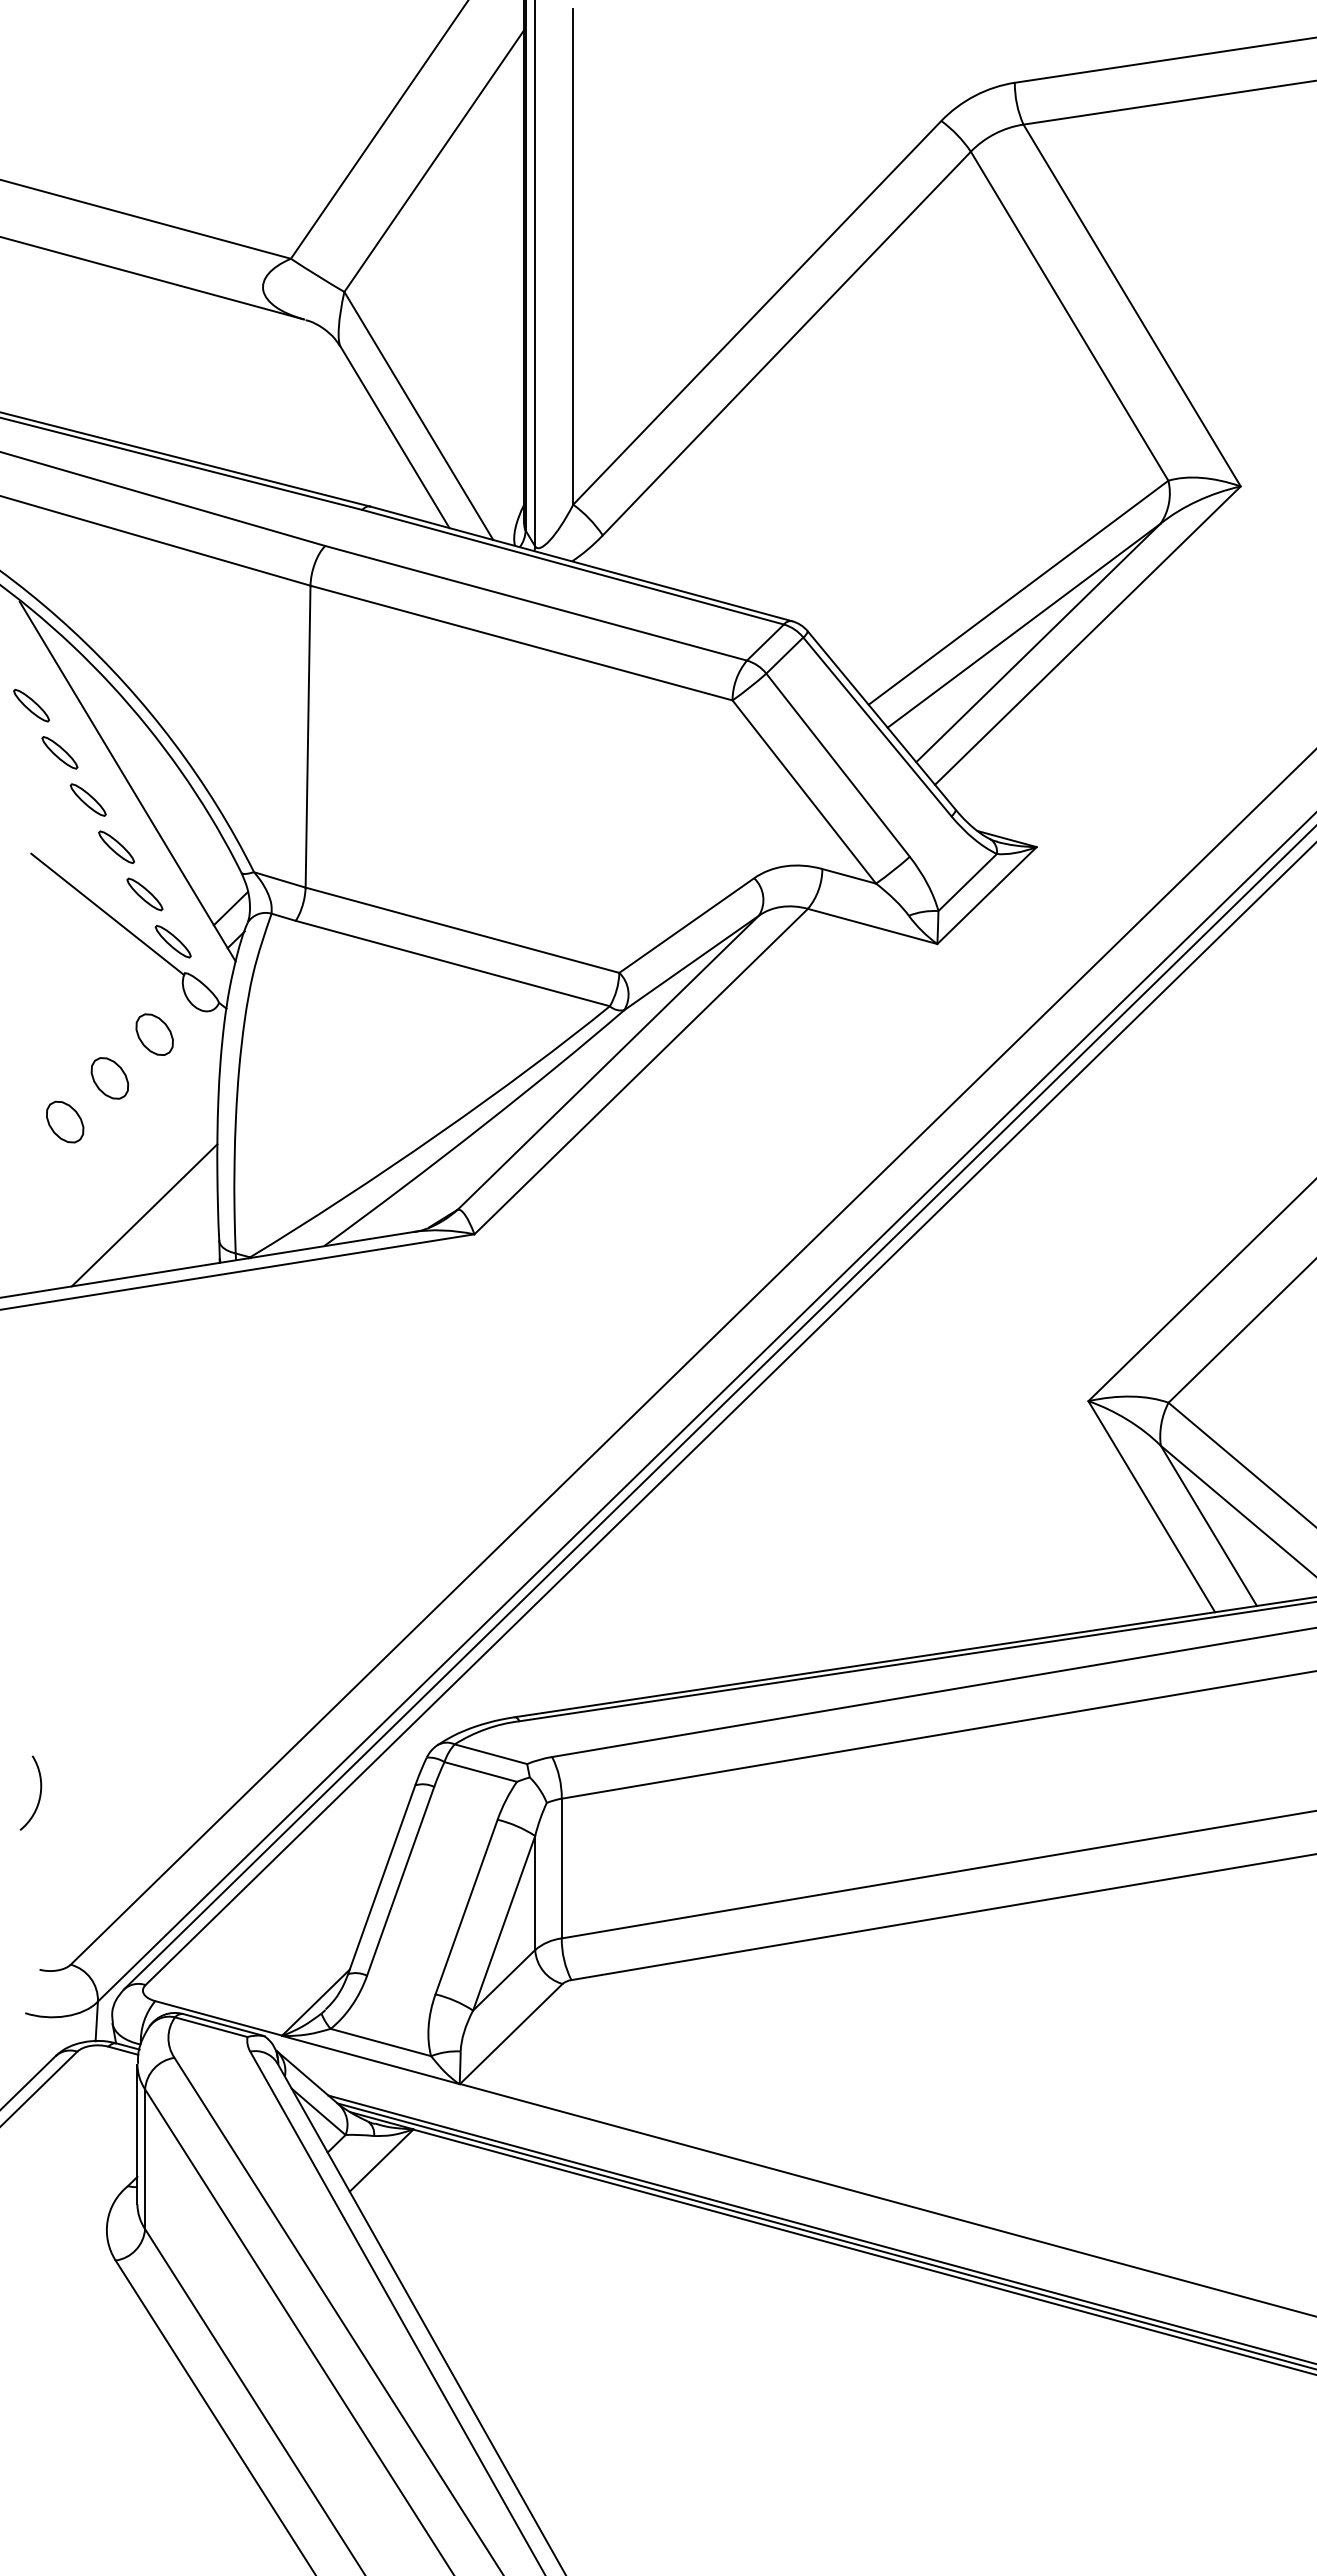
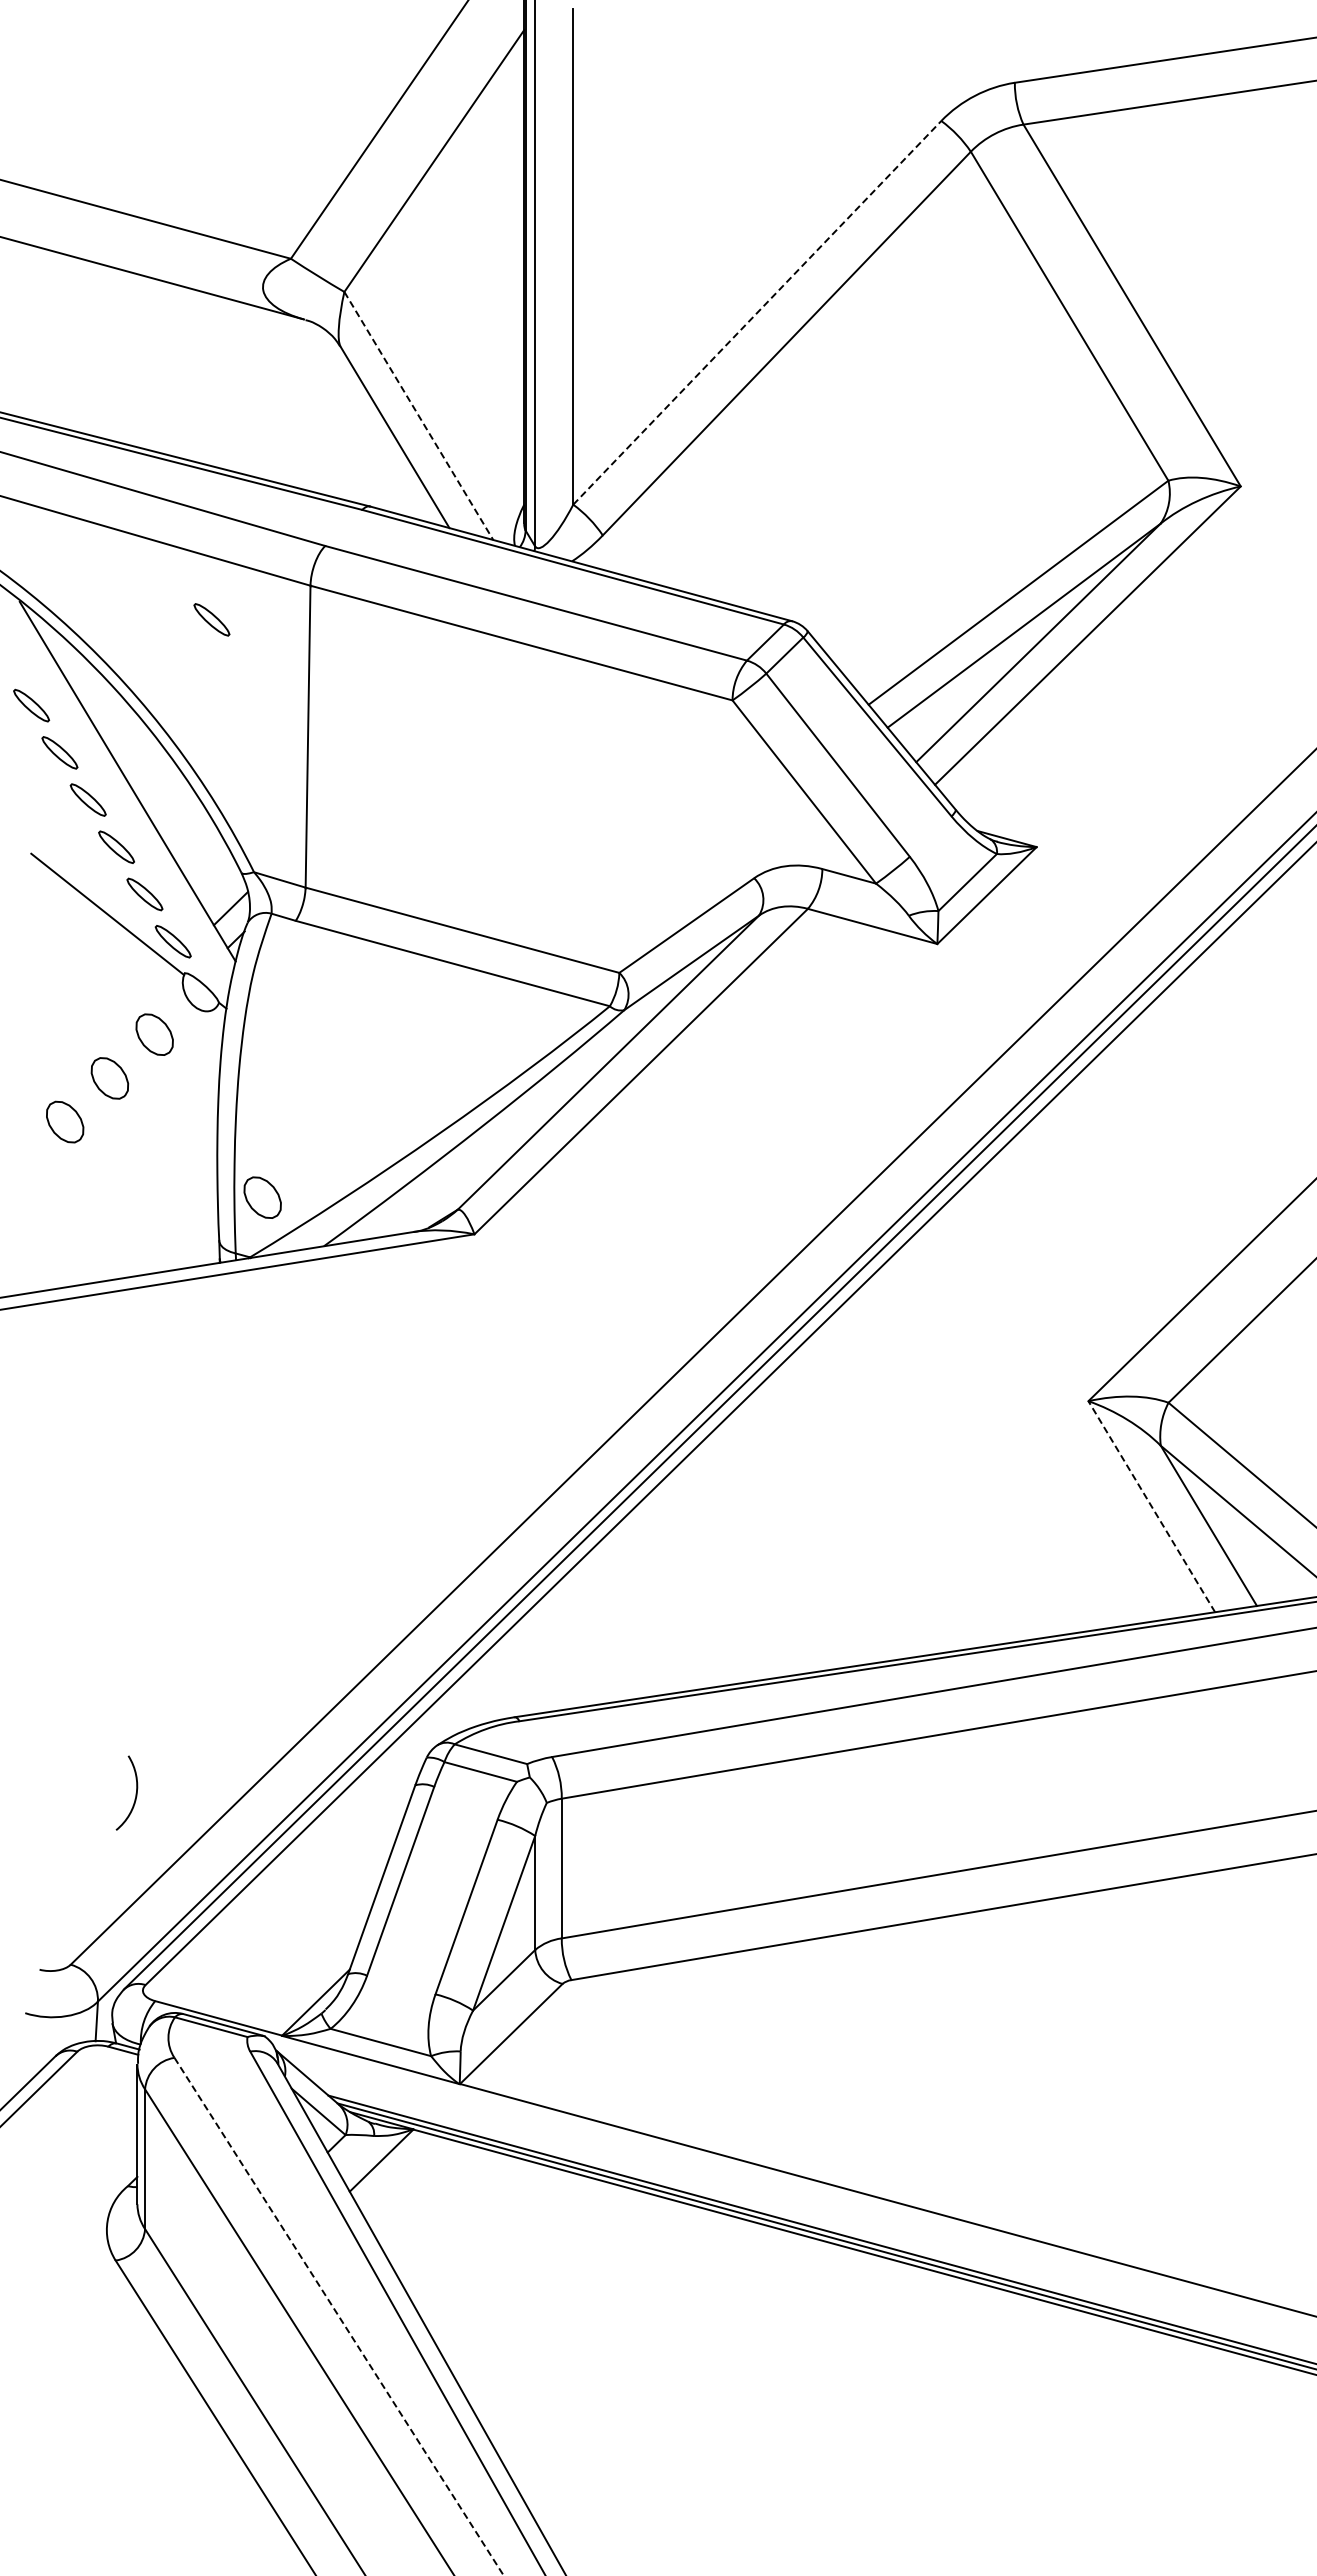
line: solid -> dashed (757, 312)
line: solid -> dashed (418, 415)
part: none -> present (211, 619)
part: none -> present (262, 1197)
line: present -> none (144, 1215)
line: solid -> dashed (1151, 1506)
arc position: (39, 1793) -> (135, 1793) (135, 1793)
line: solid -> dashed (339, 2316)
